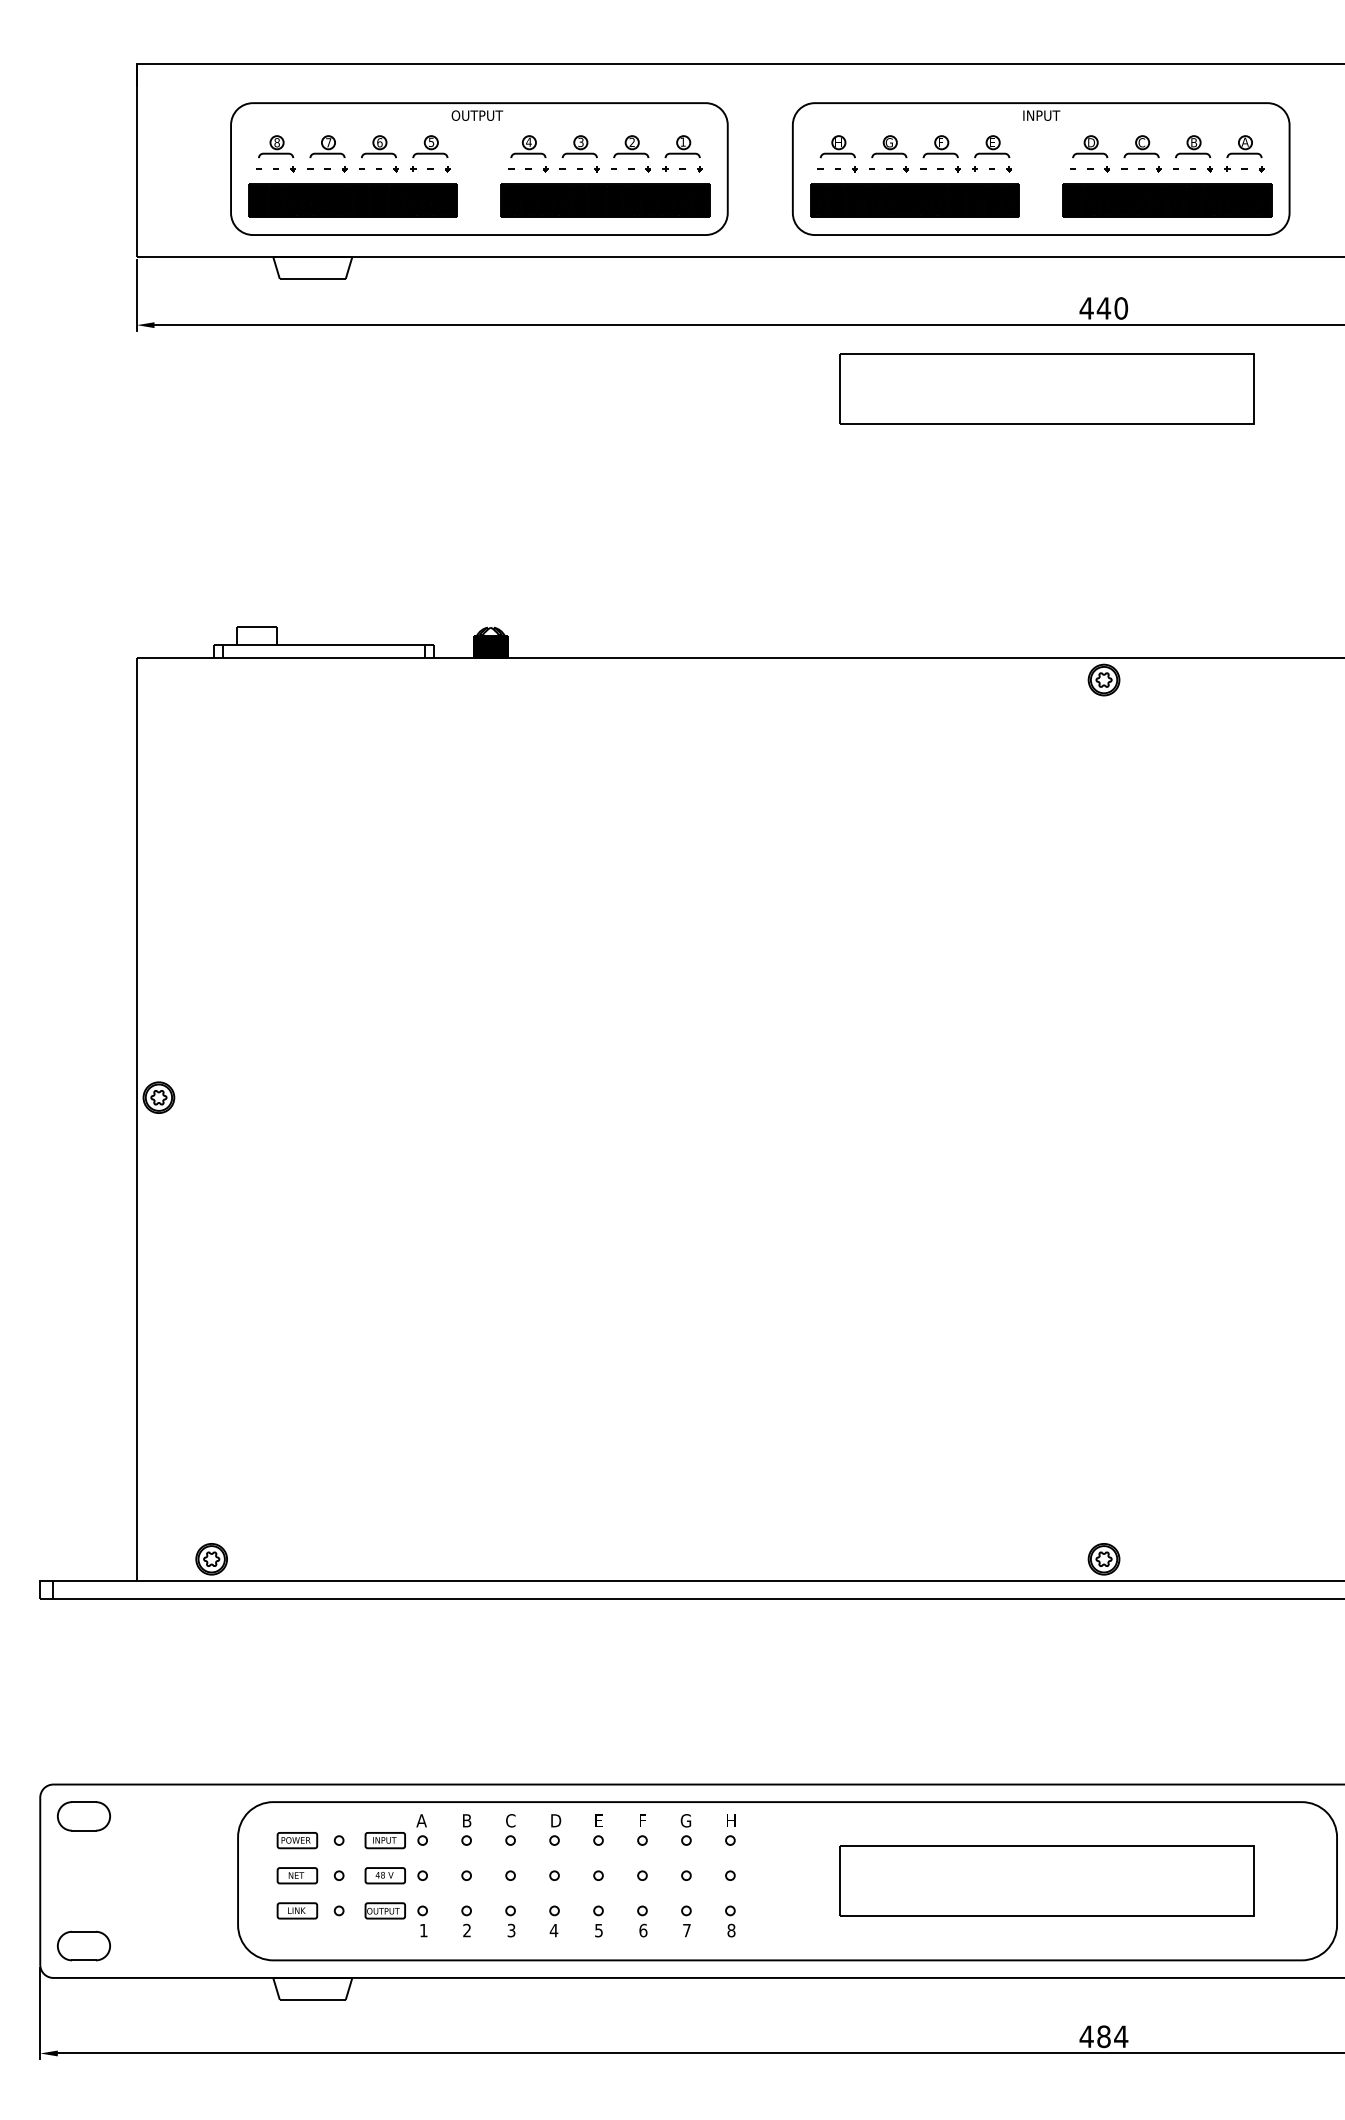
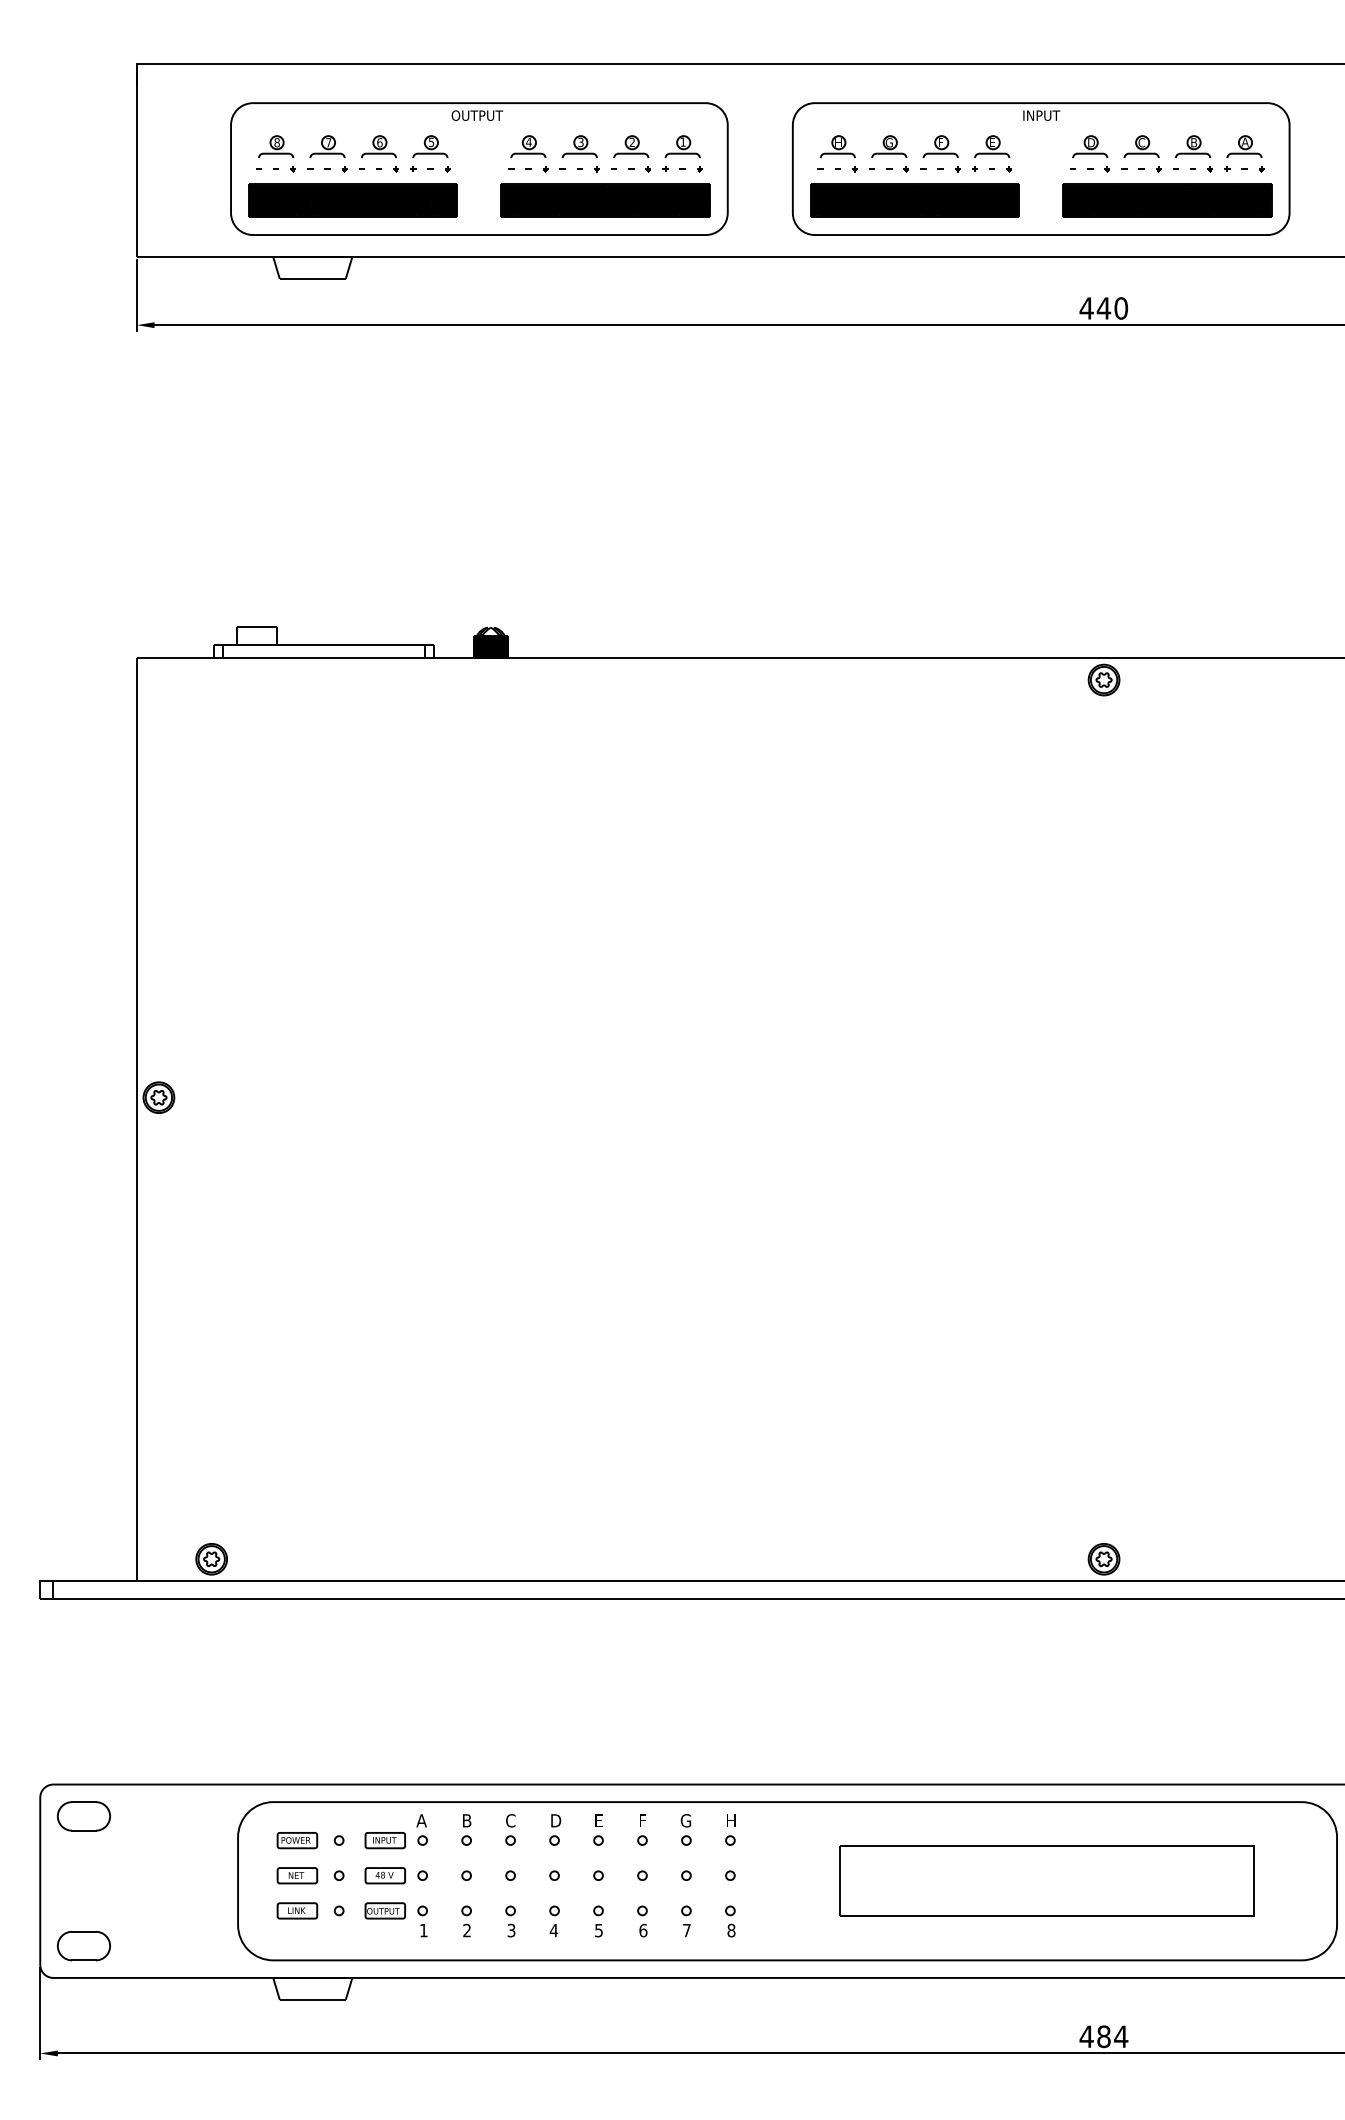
part: present -> none (1046, 388)
